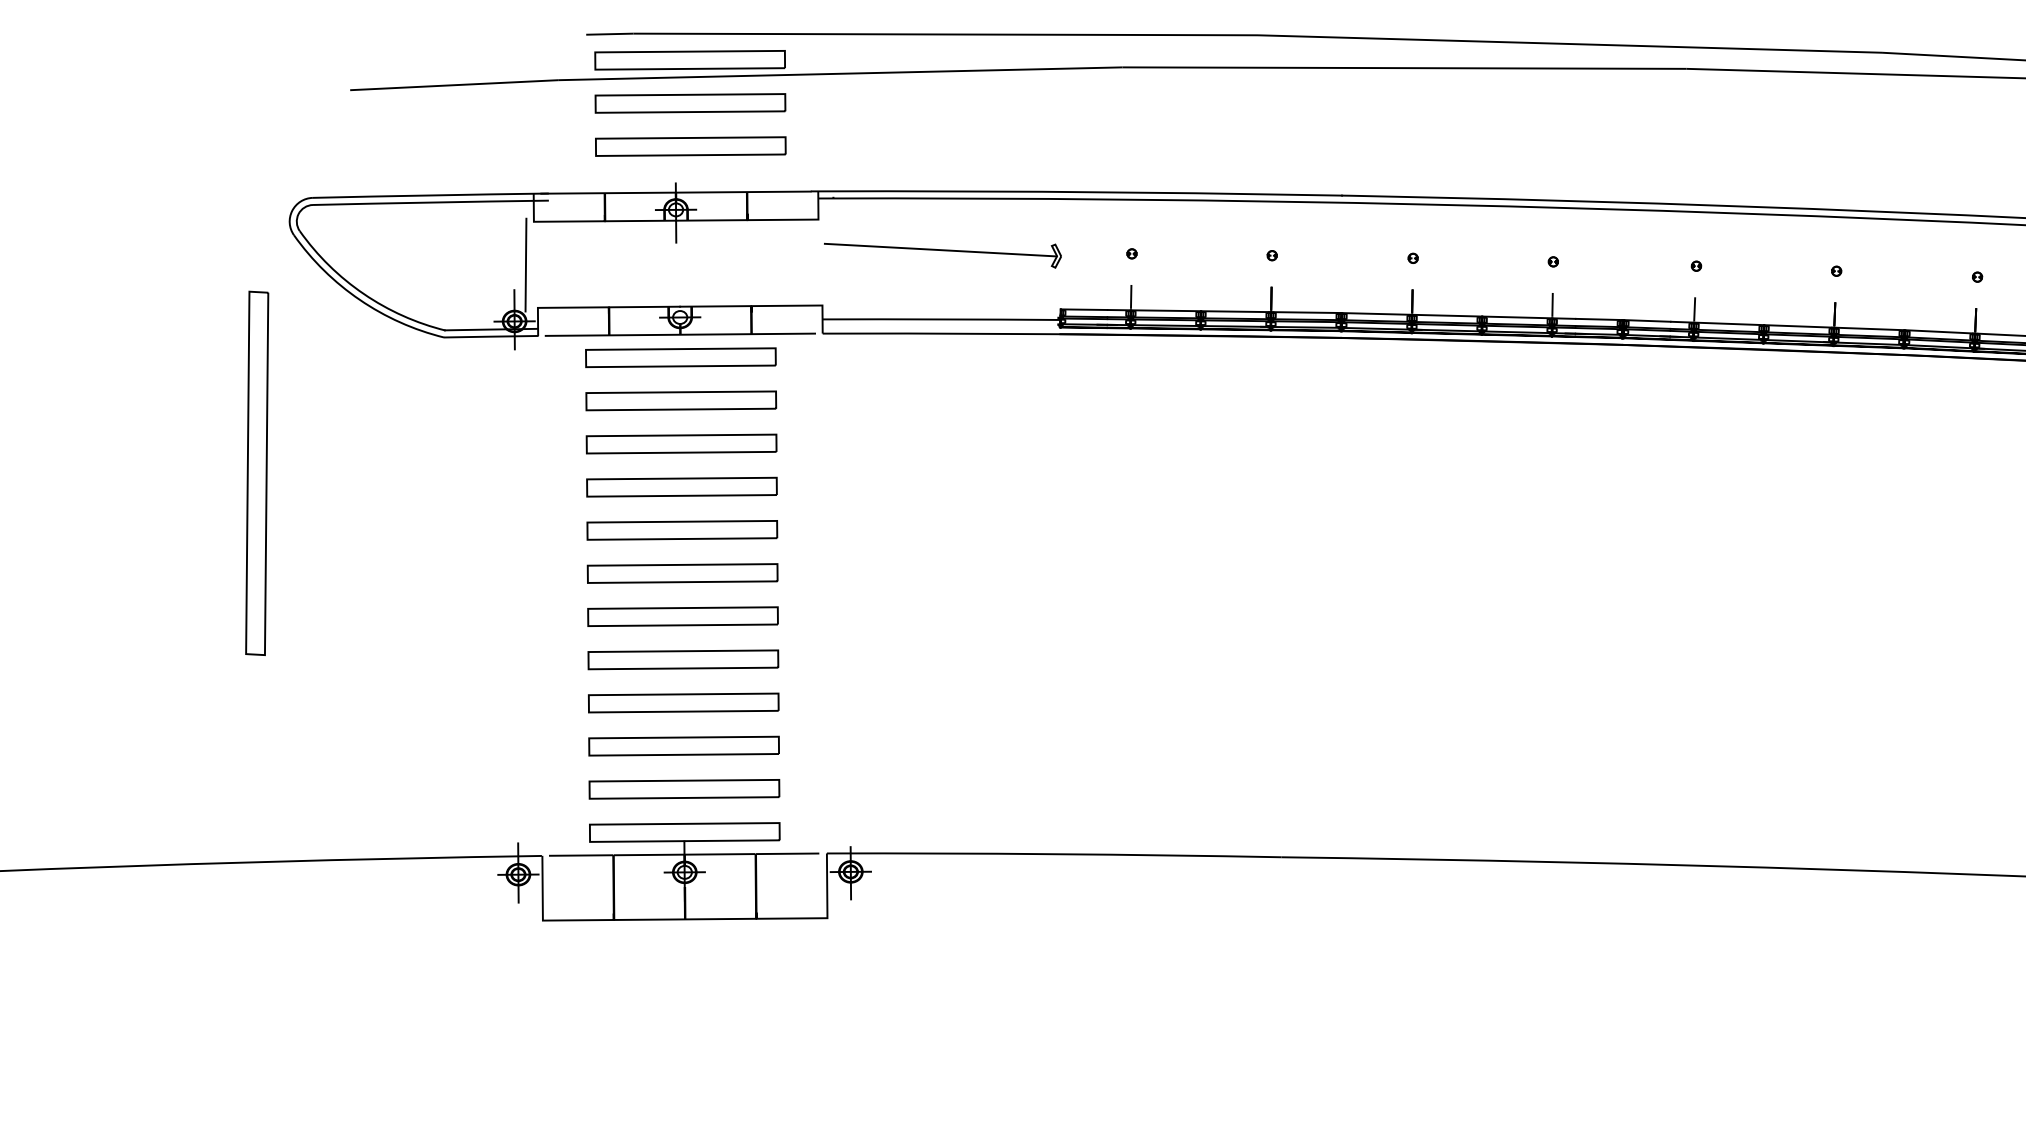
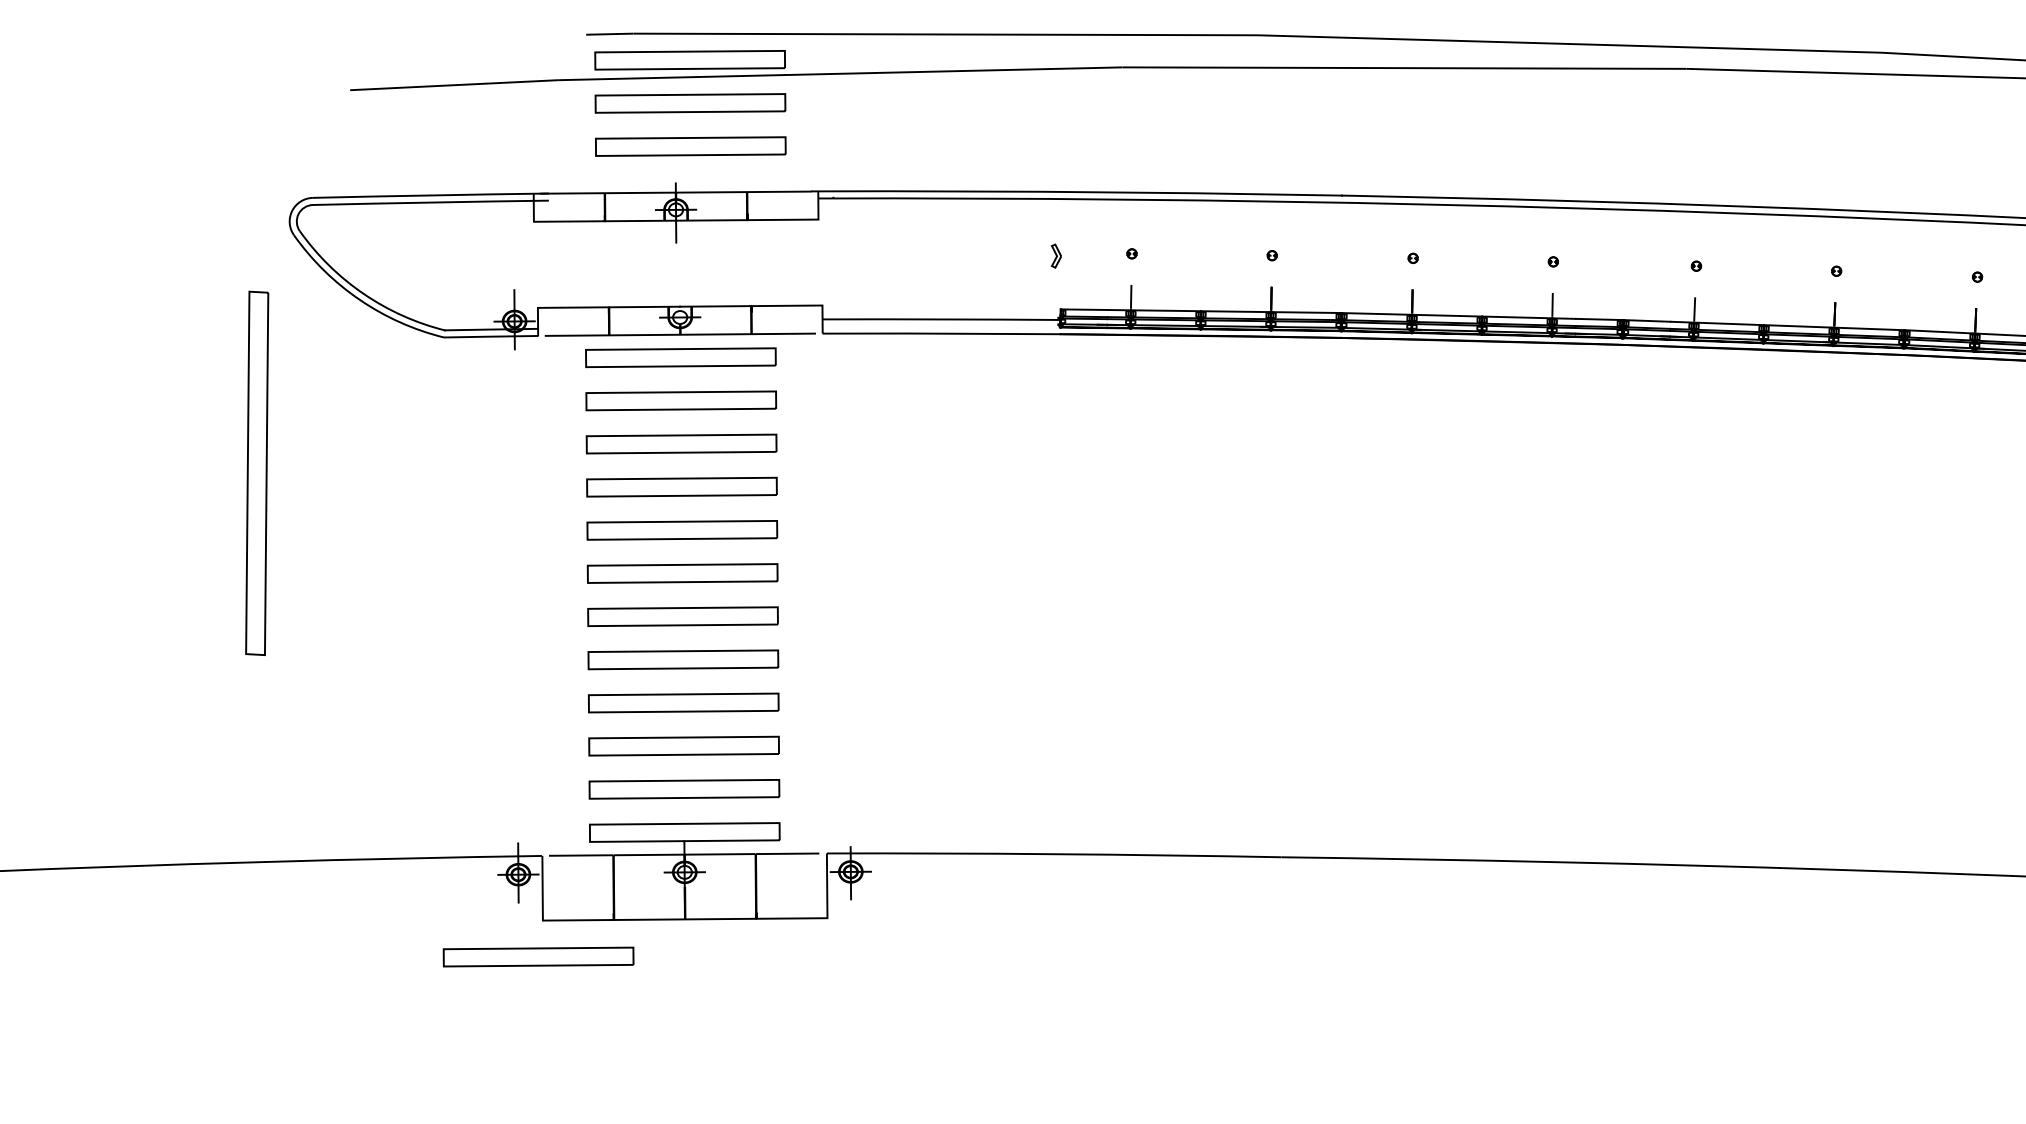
line: present -> none (940, 249)
line: present -> none (525, 264)
part: none -> present (538, 956)
